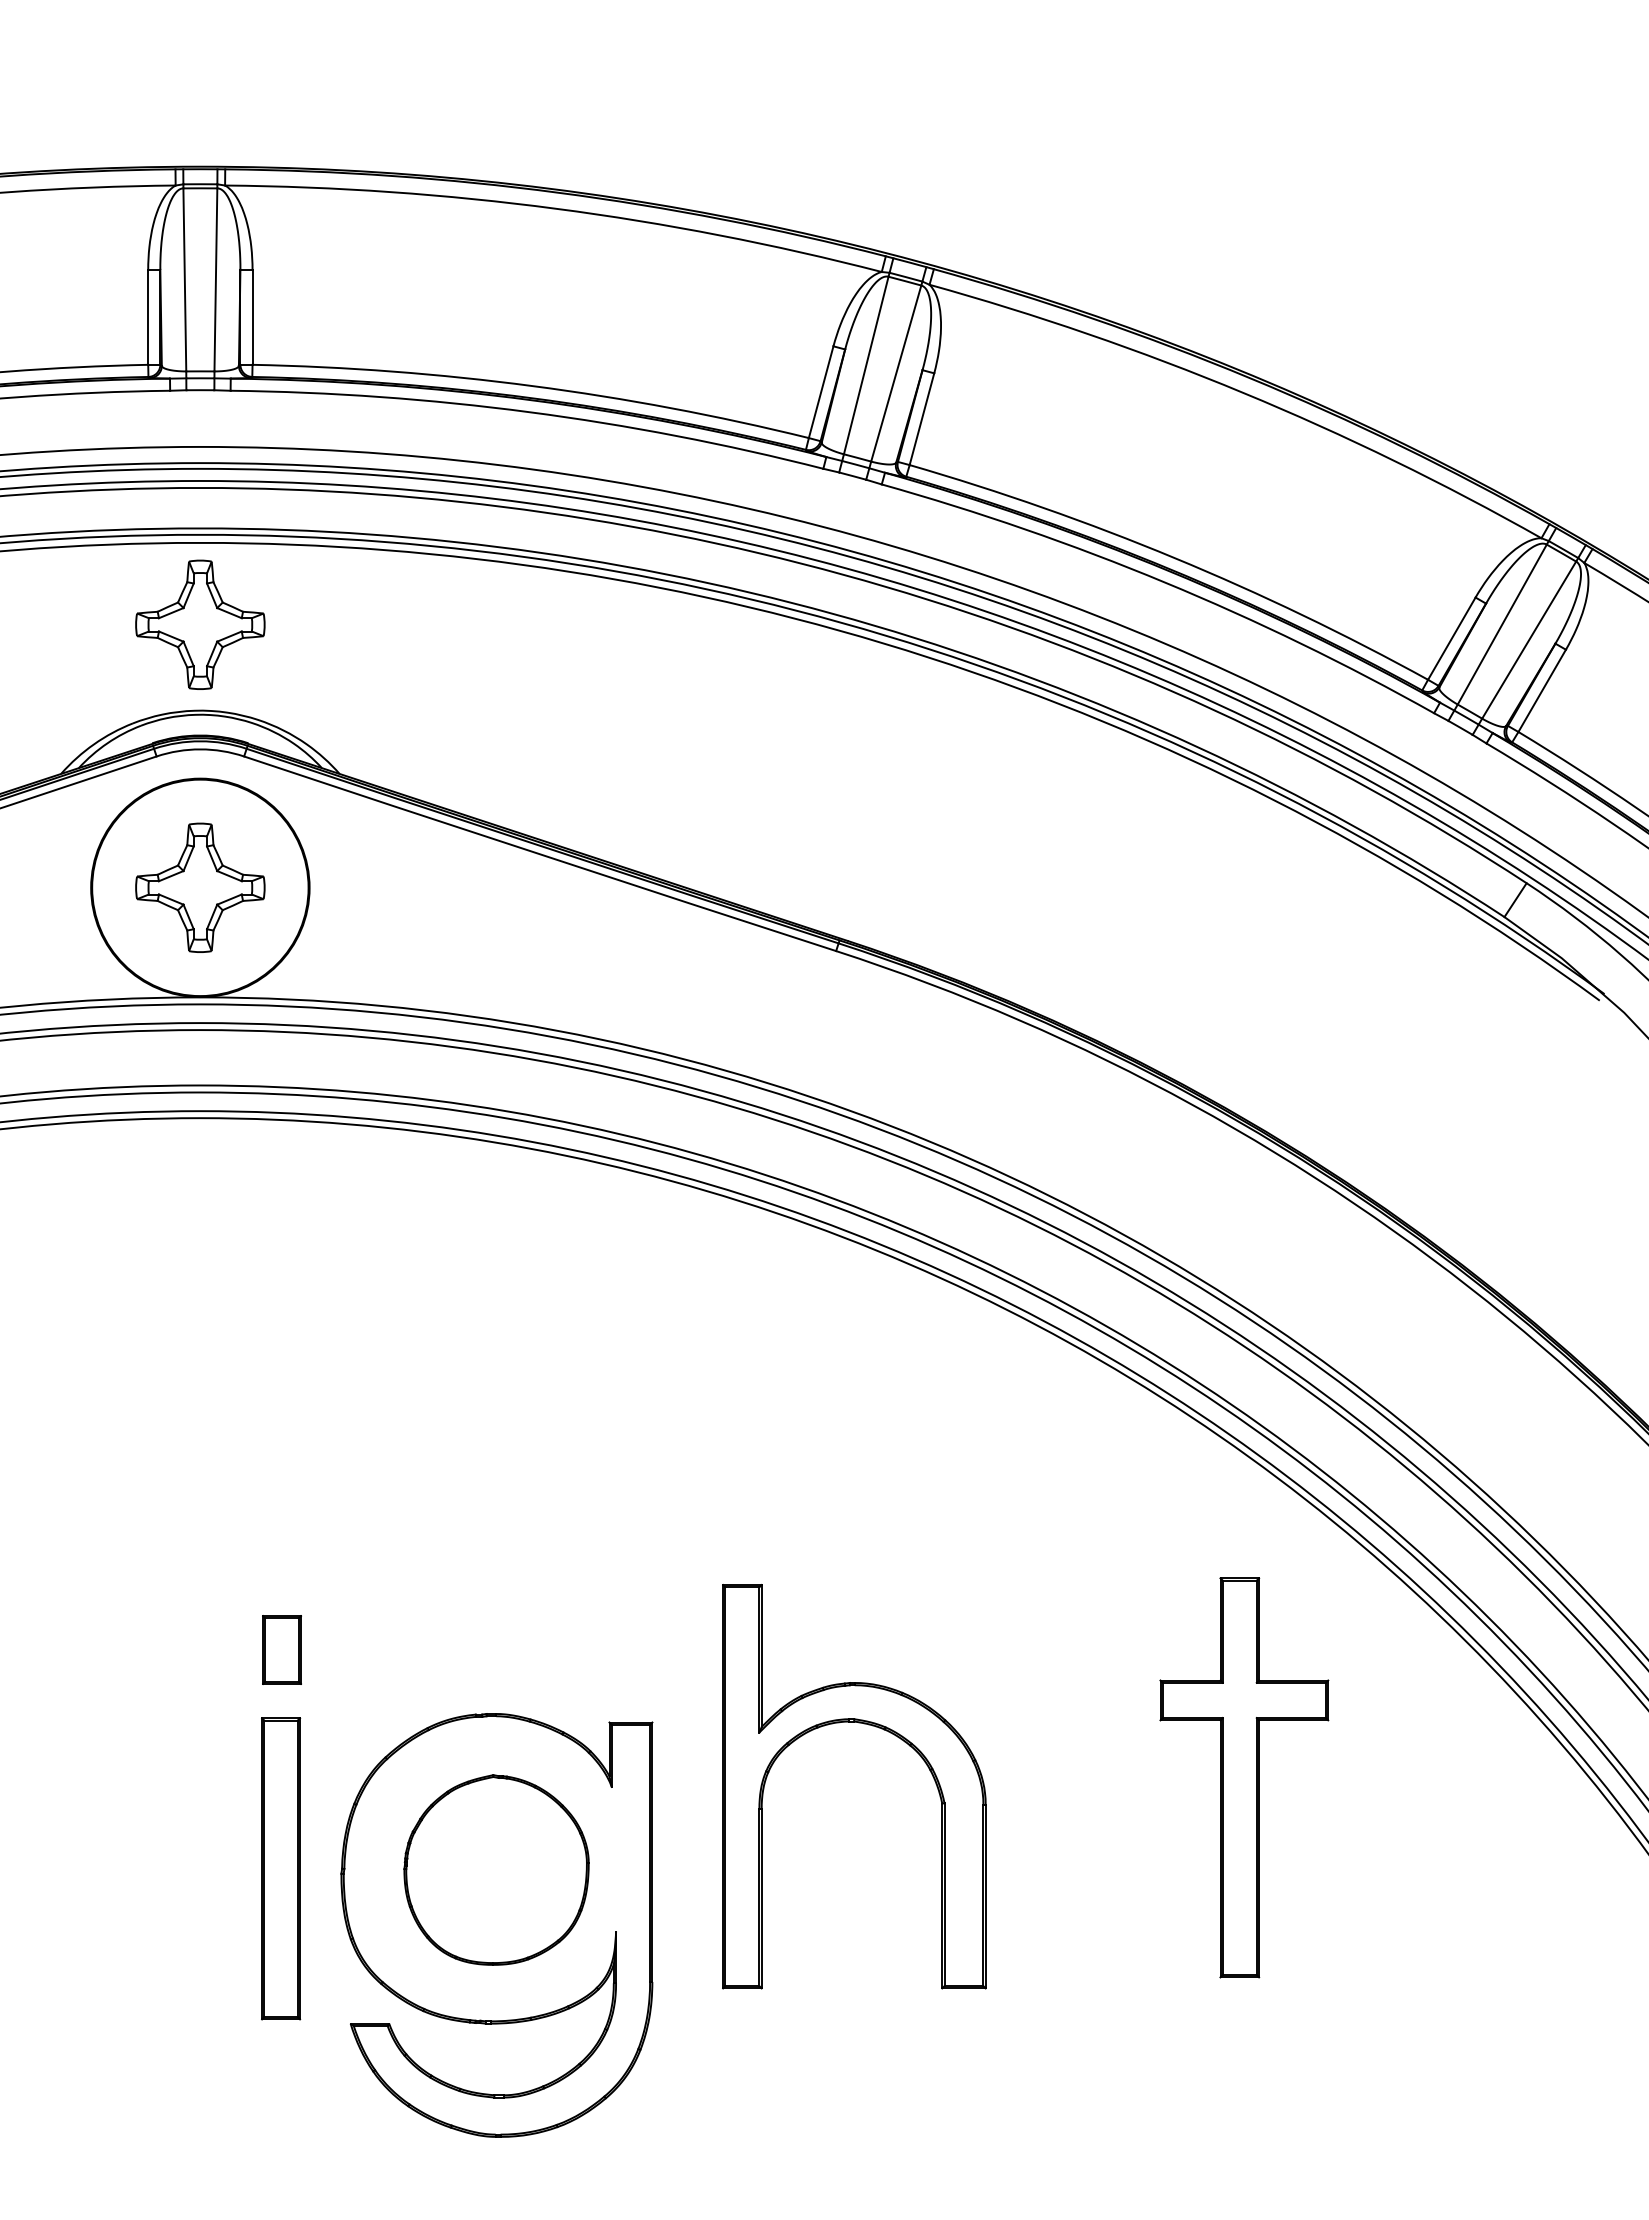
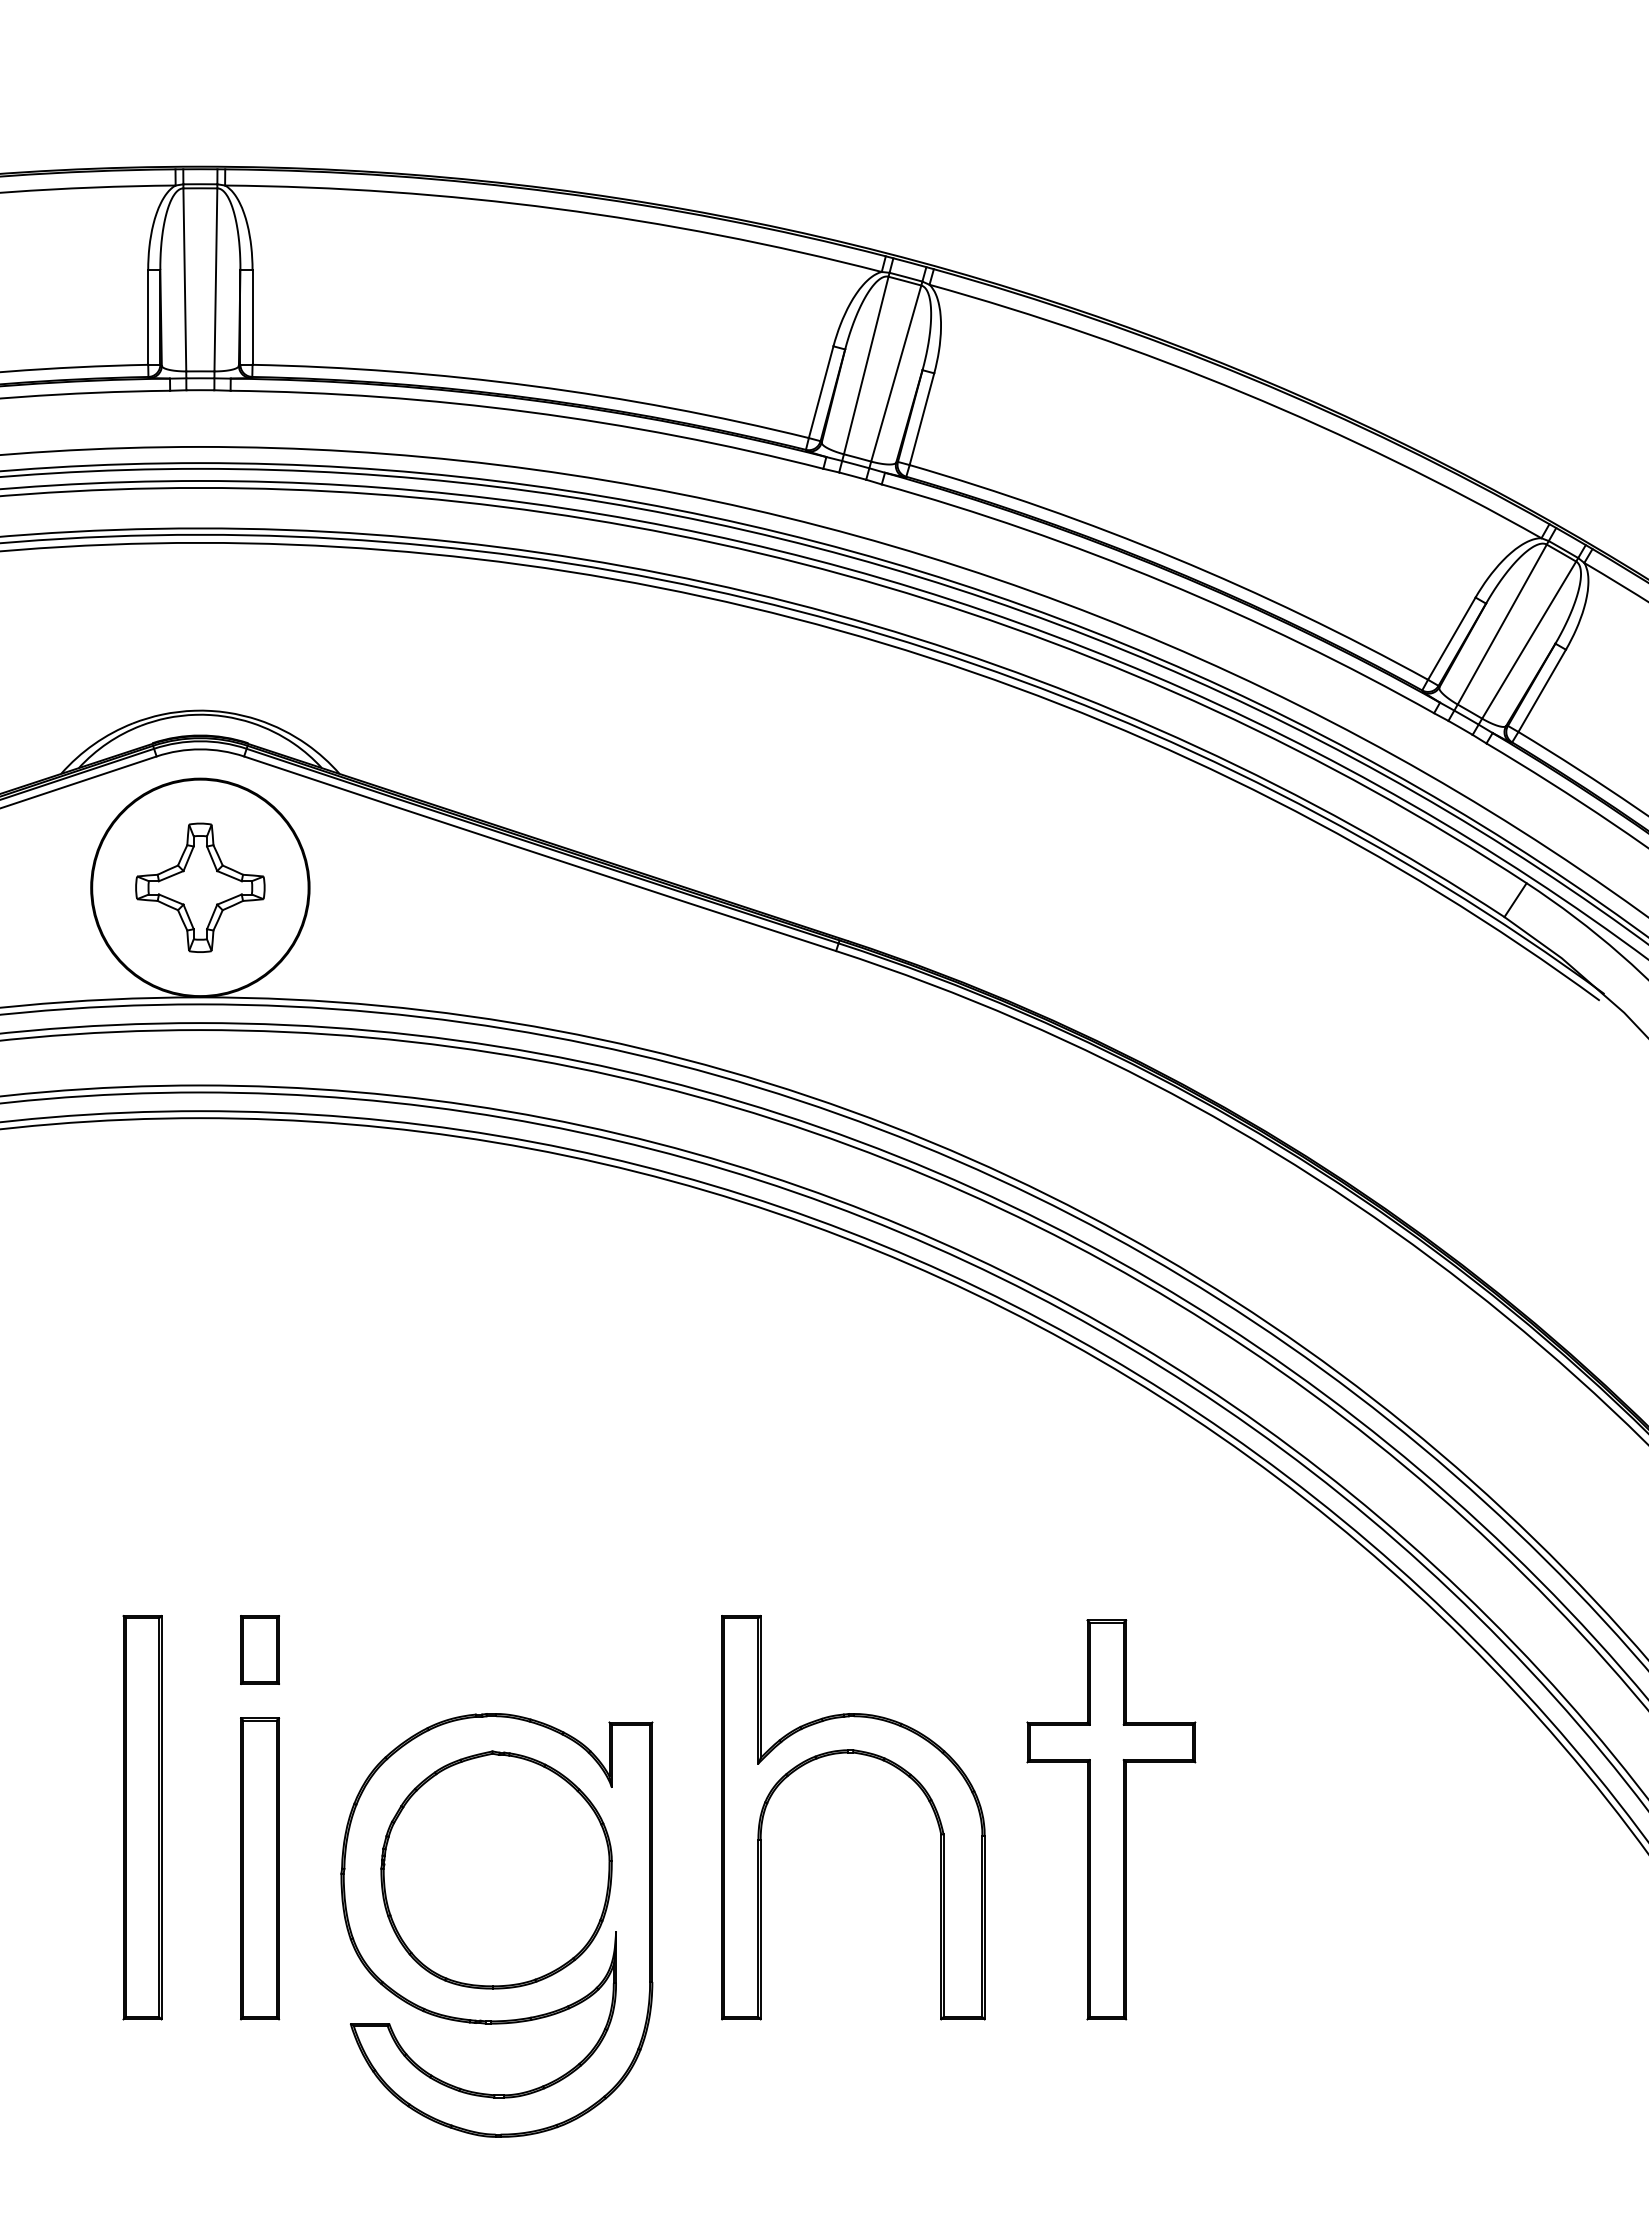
part: present -> none (200, 624)
part position: (281, 1649) -> (259, 1649) (259, 1649)
part position: (868, 1725) -> (867, 1756) (867, 1756)
part position: (1244, 1777) -> (1111, 1819) (1111, 1819)
part: none -> present (142, 1817)
part position: (281, 1868) -> (260, 1868) (260, 1868)
part size: 187x192 px -> 233x240 px (496, 1869)
